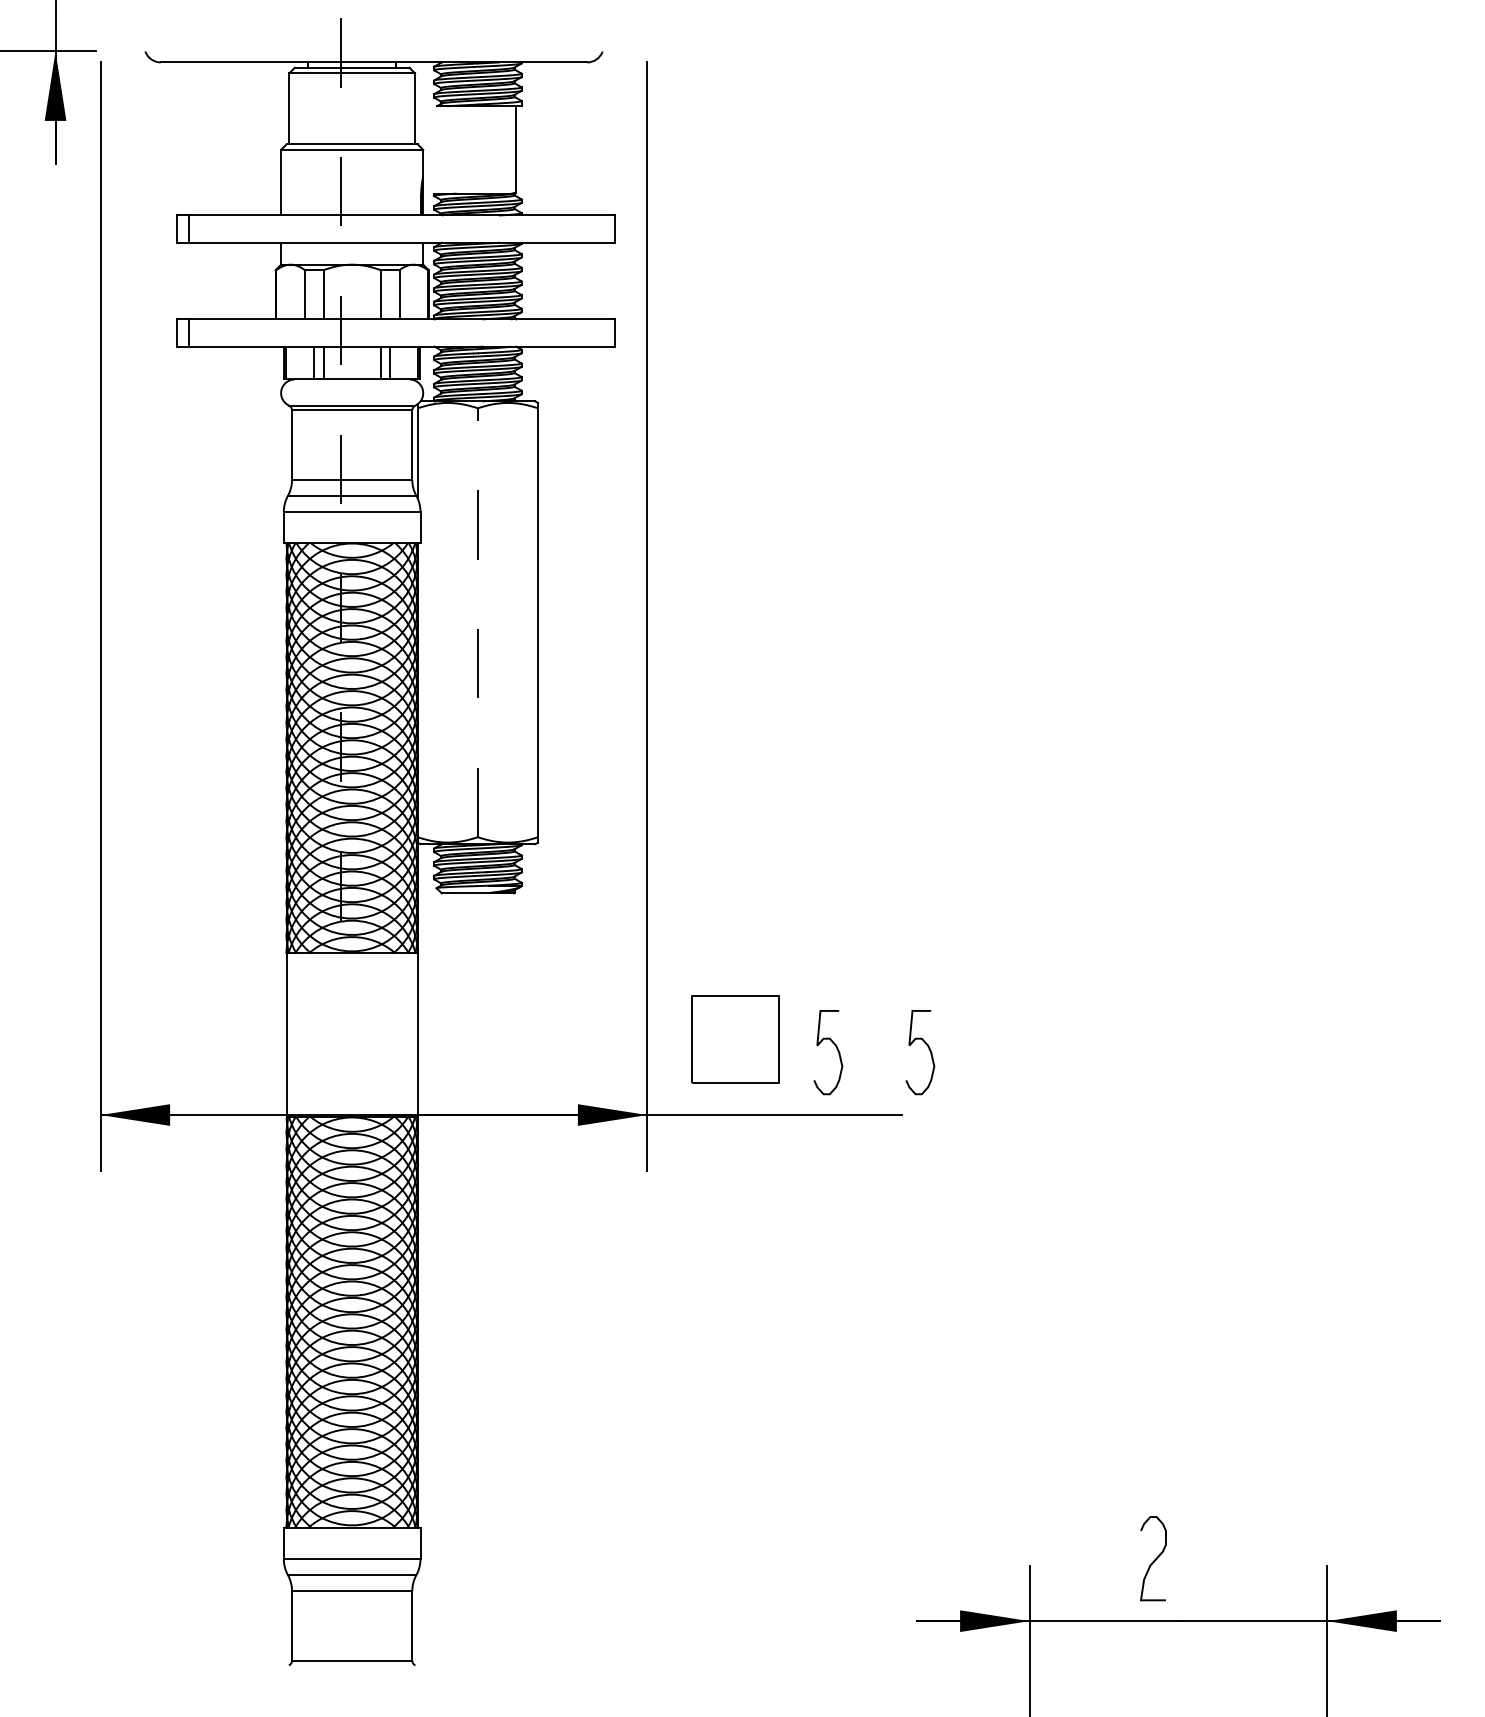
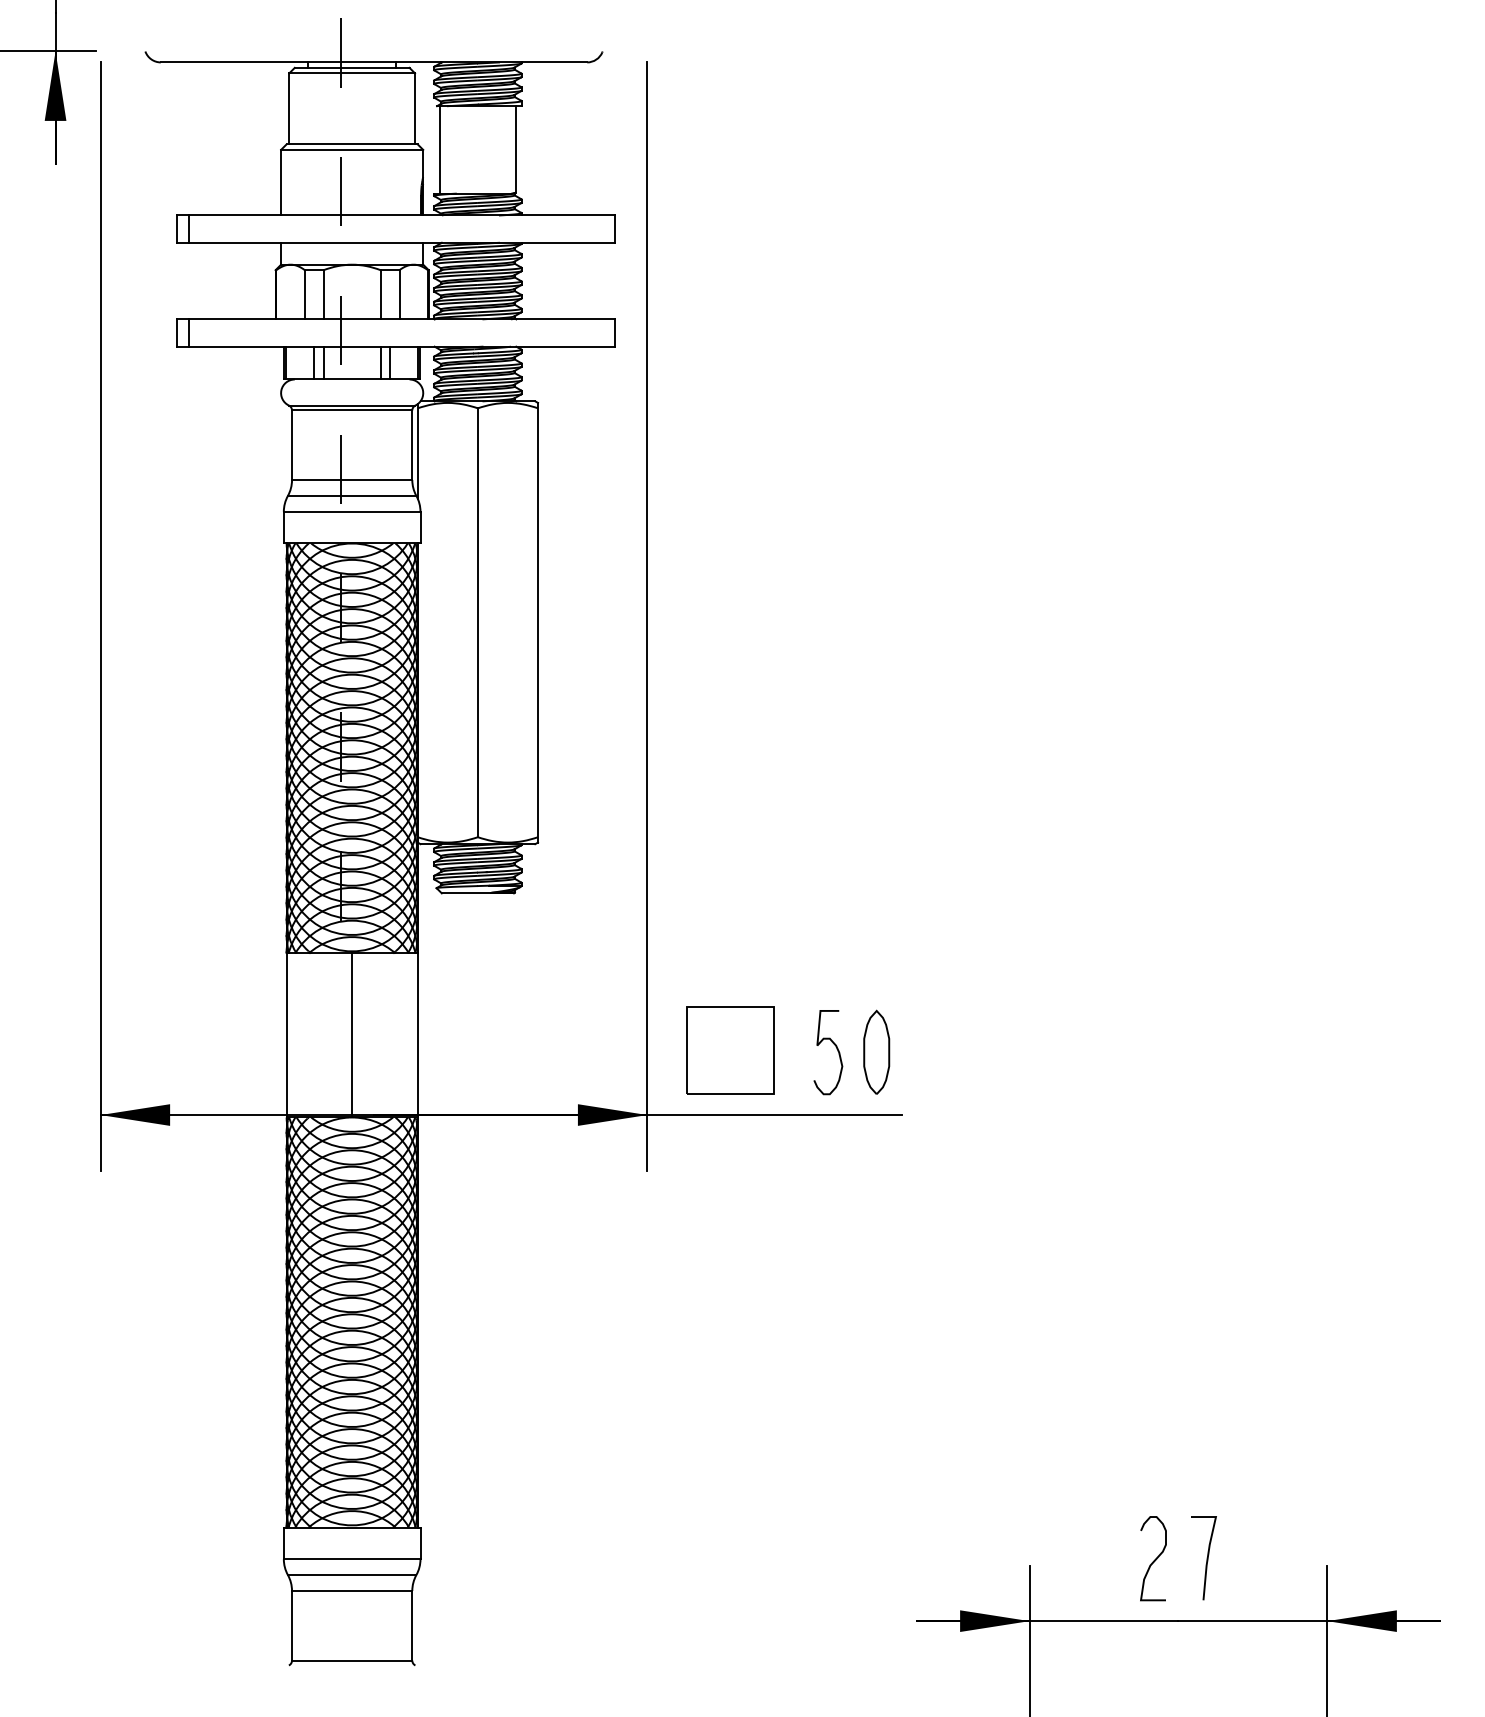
line: none -> present (440, 149)
line: dashed -> solid (477, 622)
line: none -> present (352, 1035)
part position: (735, 1039) -> (730, 1050) (730, 1050)
curve: present -> none (928, 1049)
part: none -> present (876, 1051)
curve: none -> present (1206, 1558)
